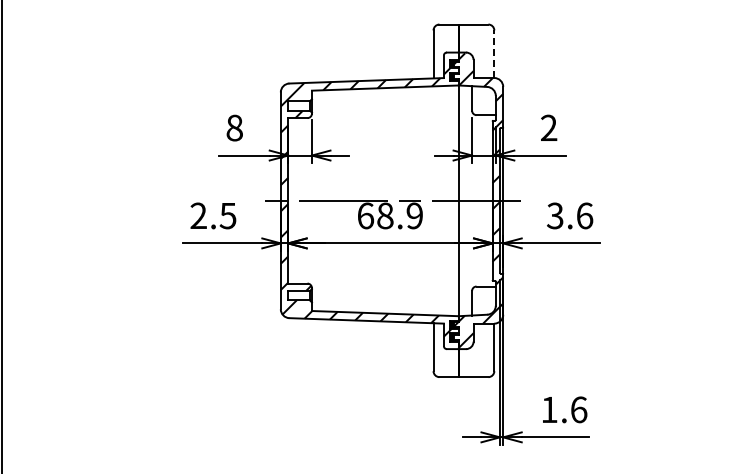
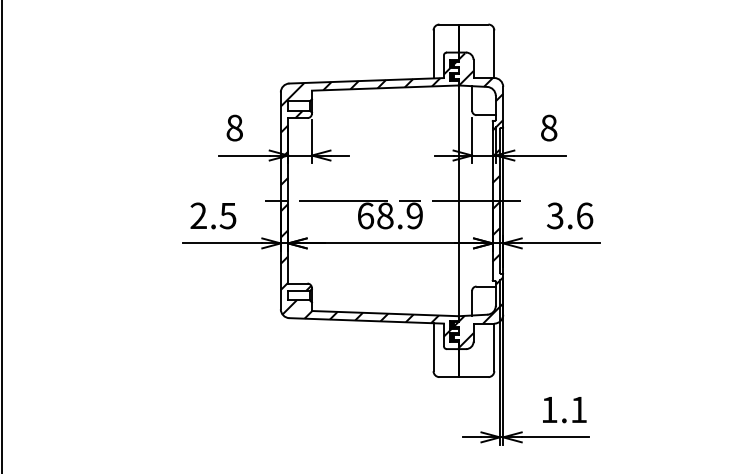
line: dashed -> solid (494, 54)
text: 2 -> 8 (549, 127)
text: 1.6 -> 1.1 (579, 409)
